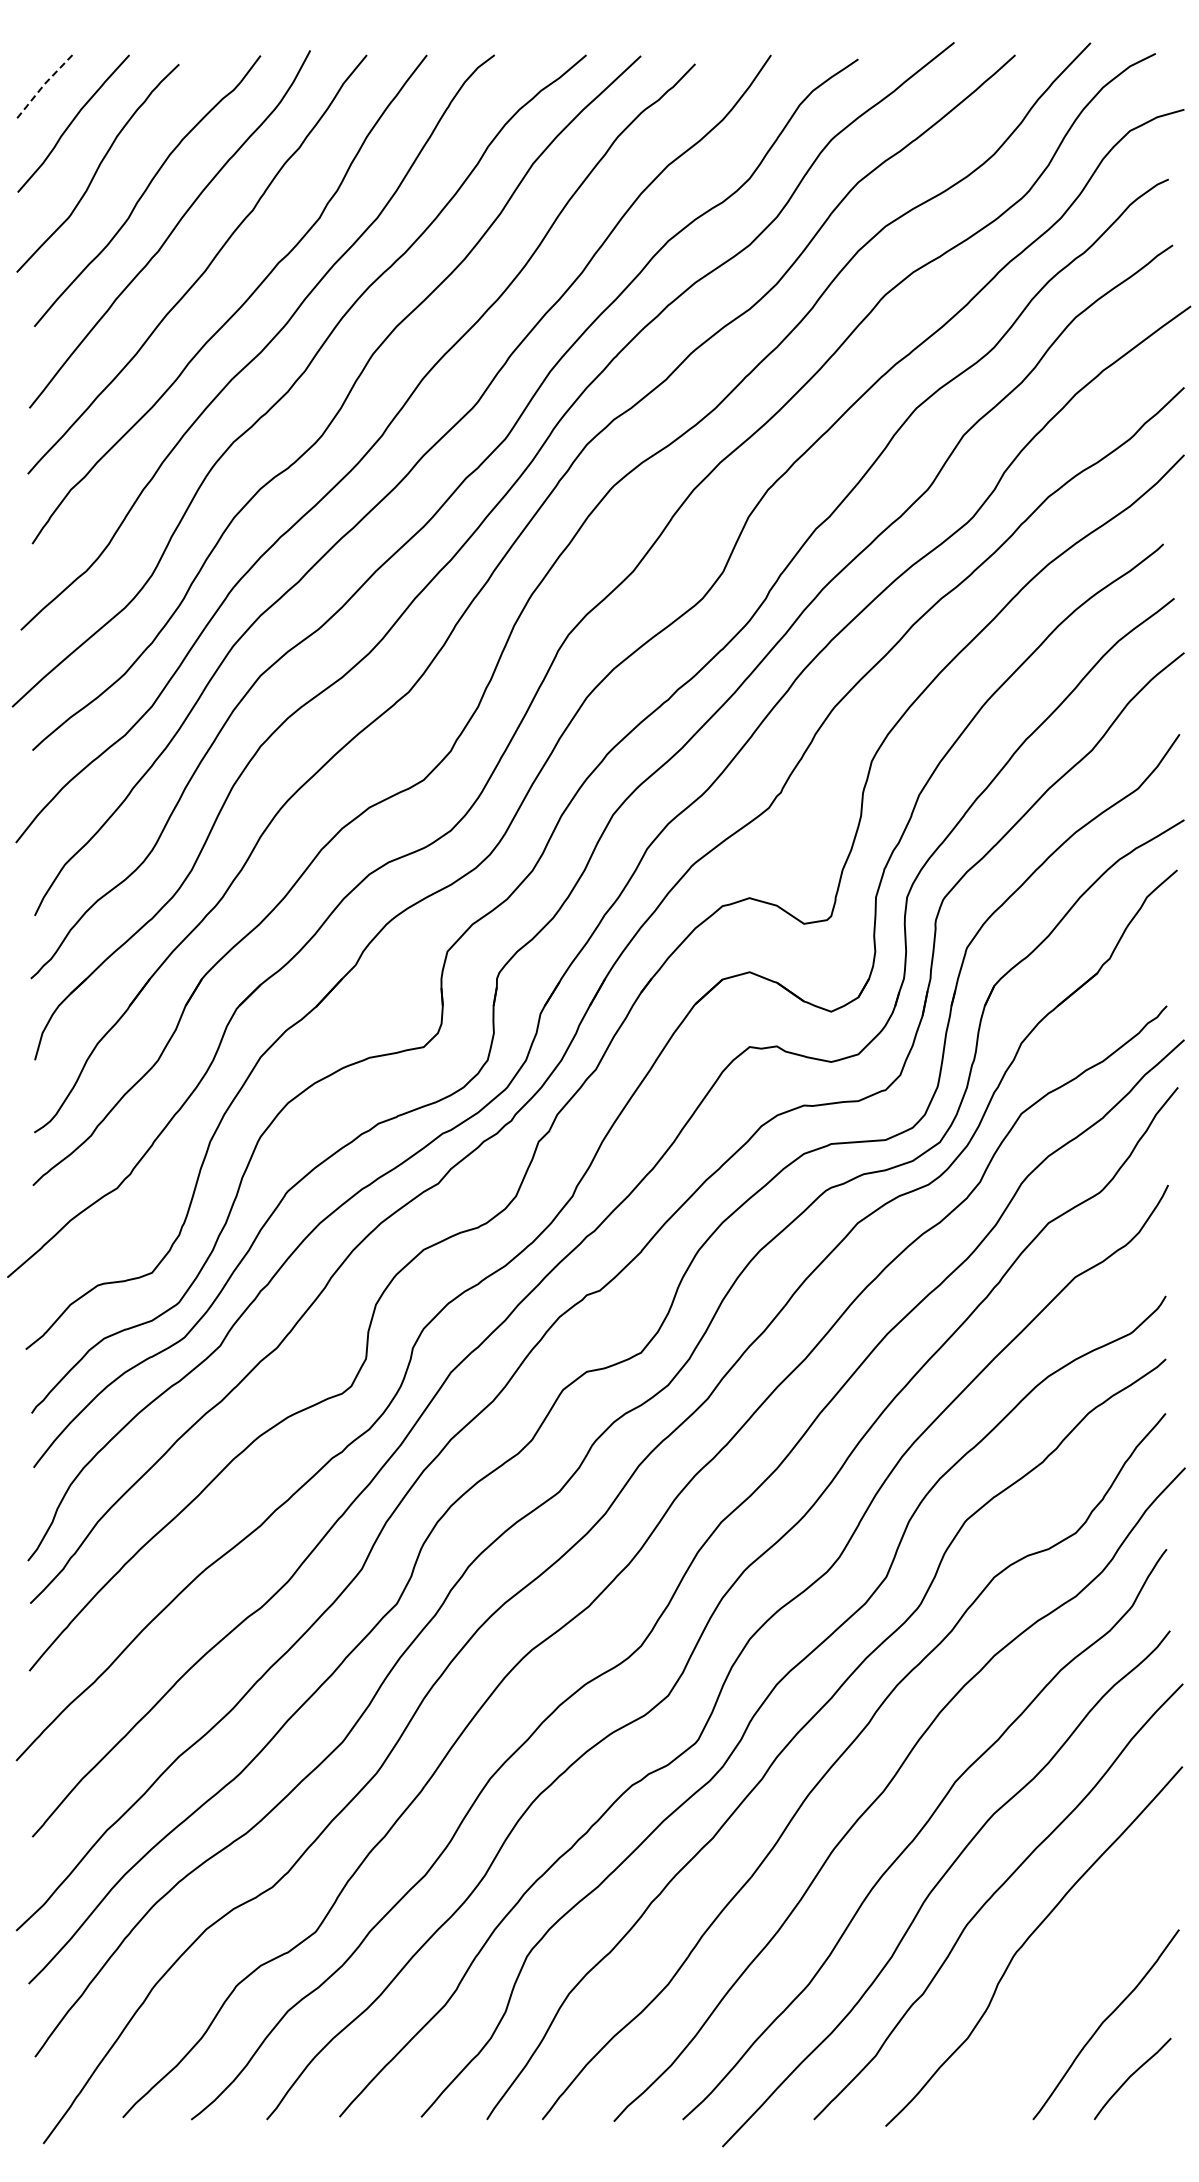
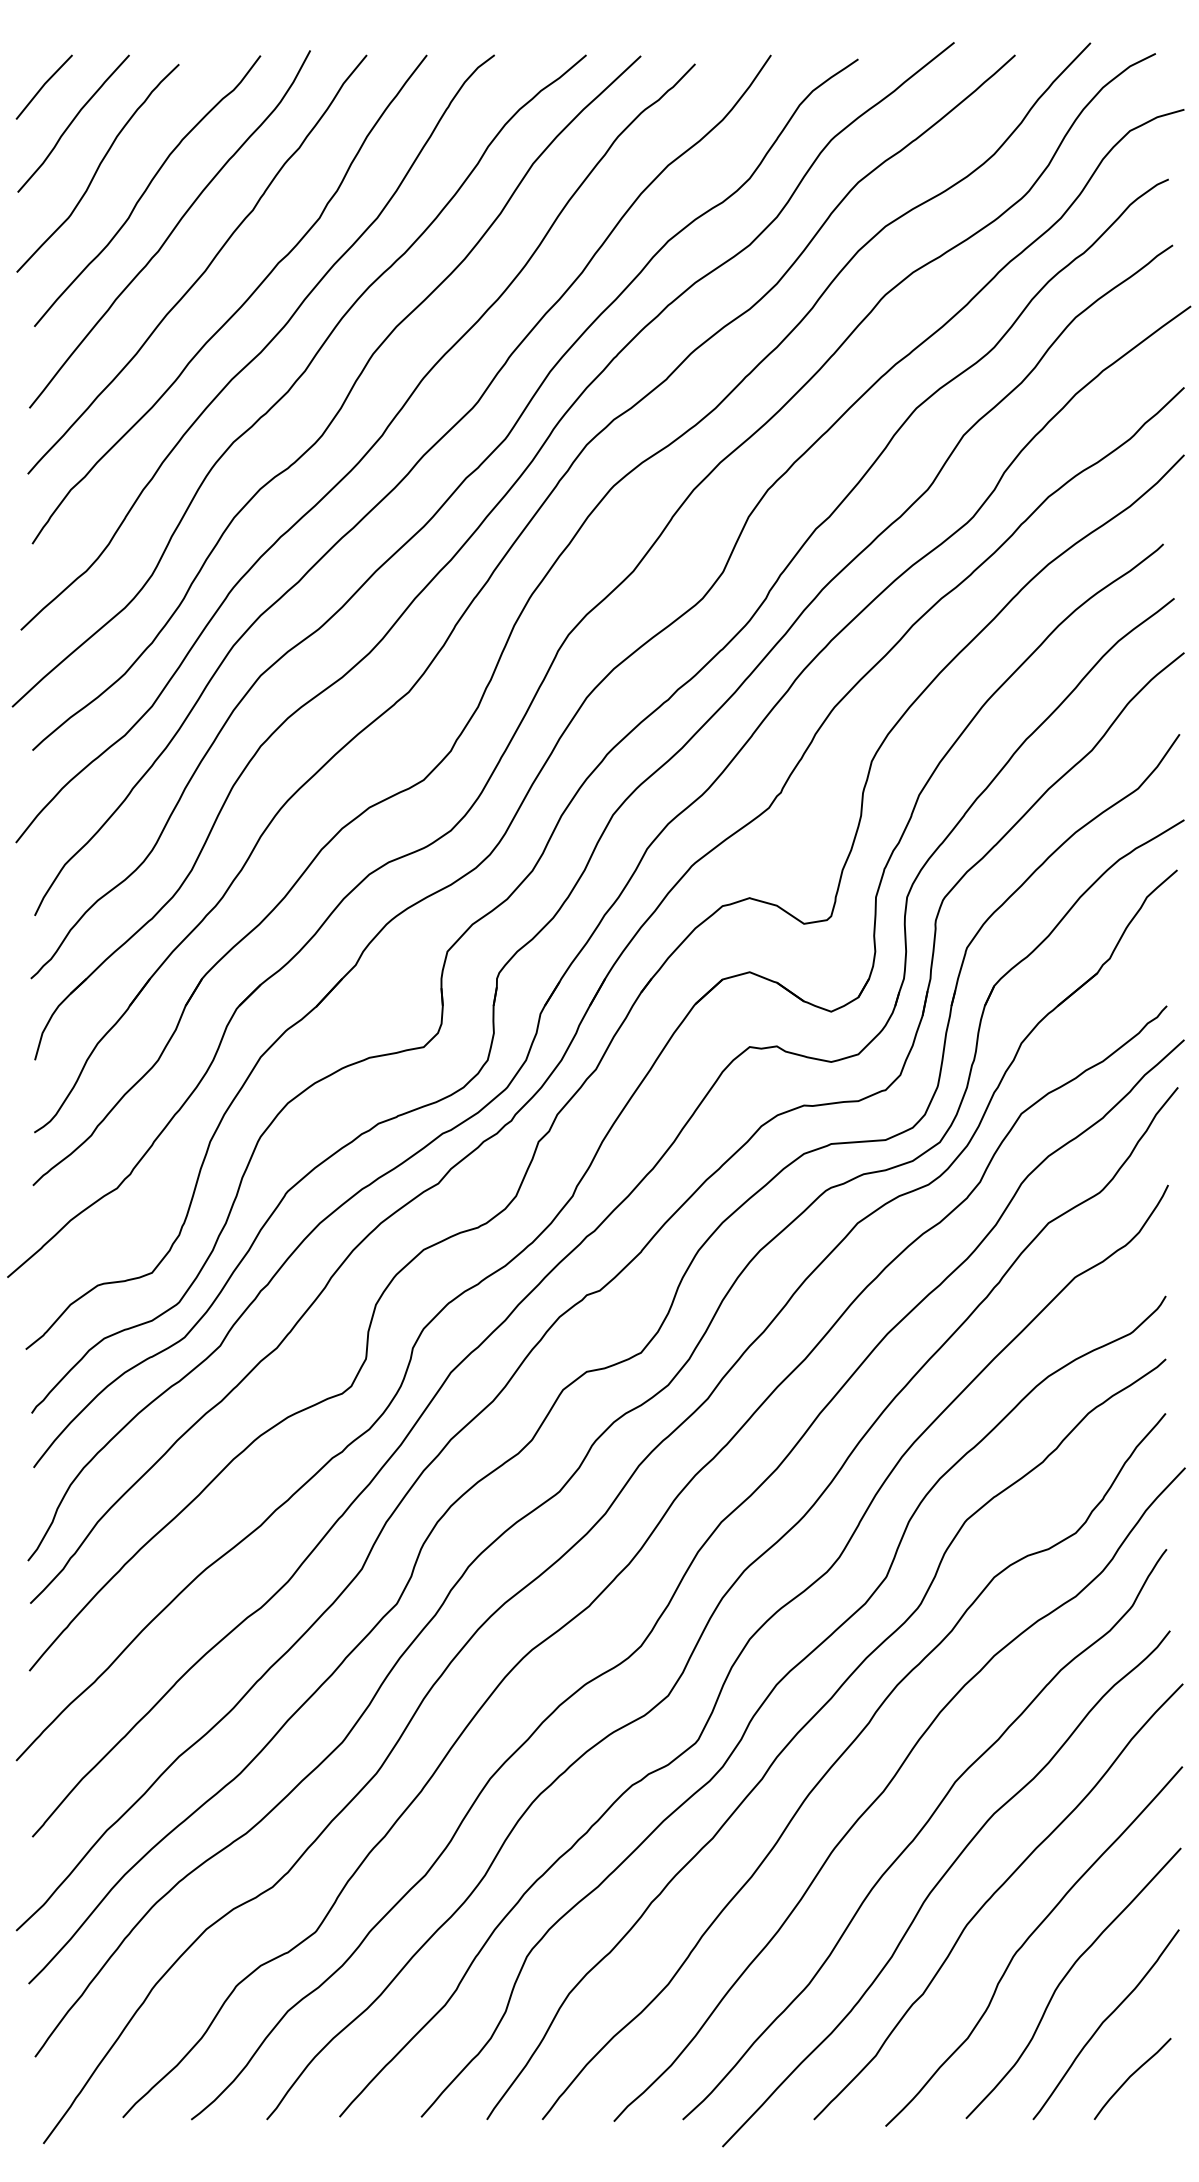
line: dashed -> solid (43, 86)
curve: none -> present (1066, 1976)
